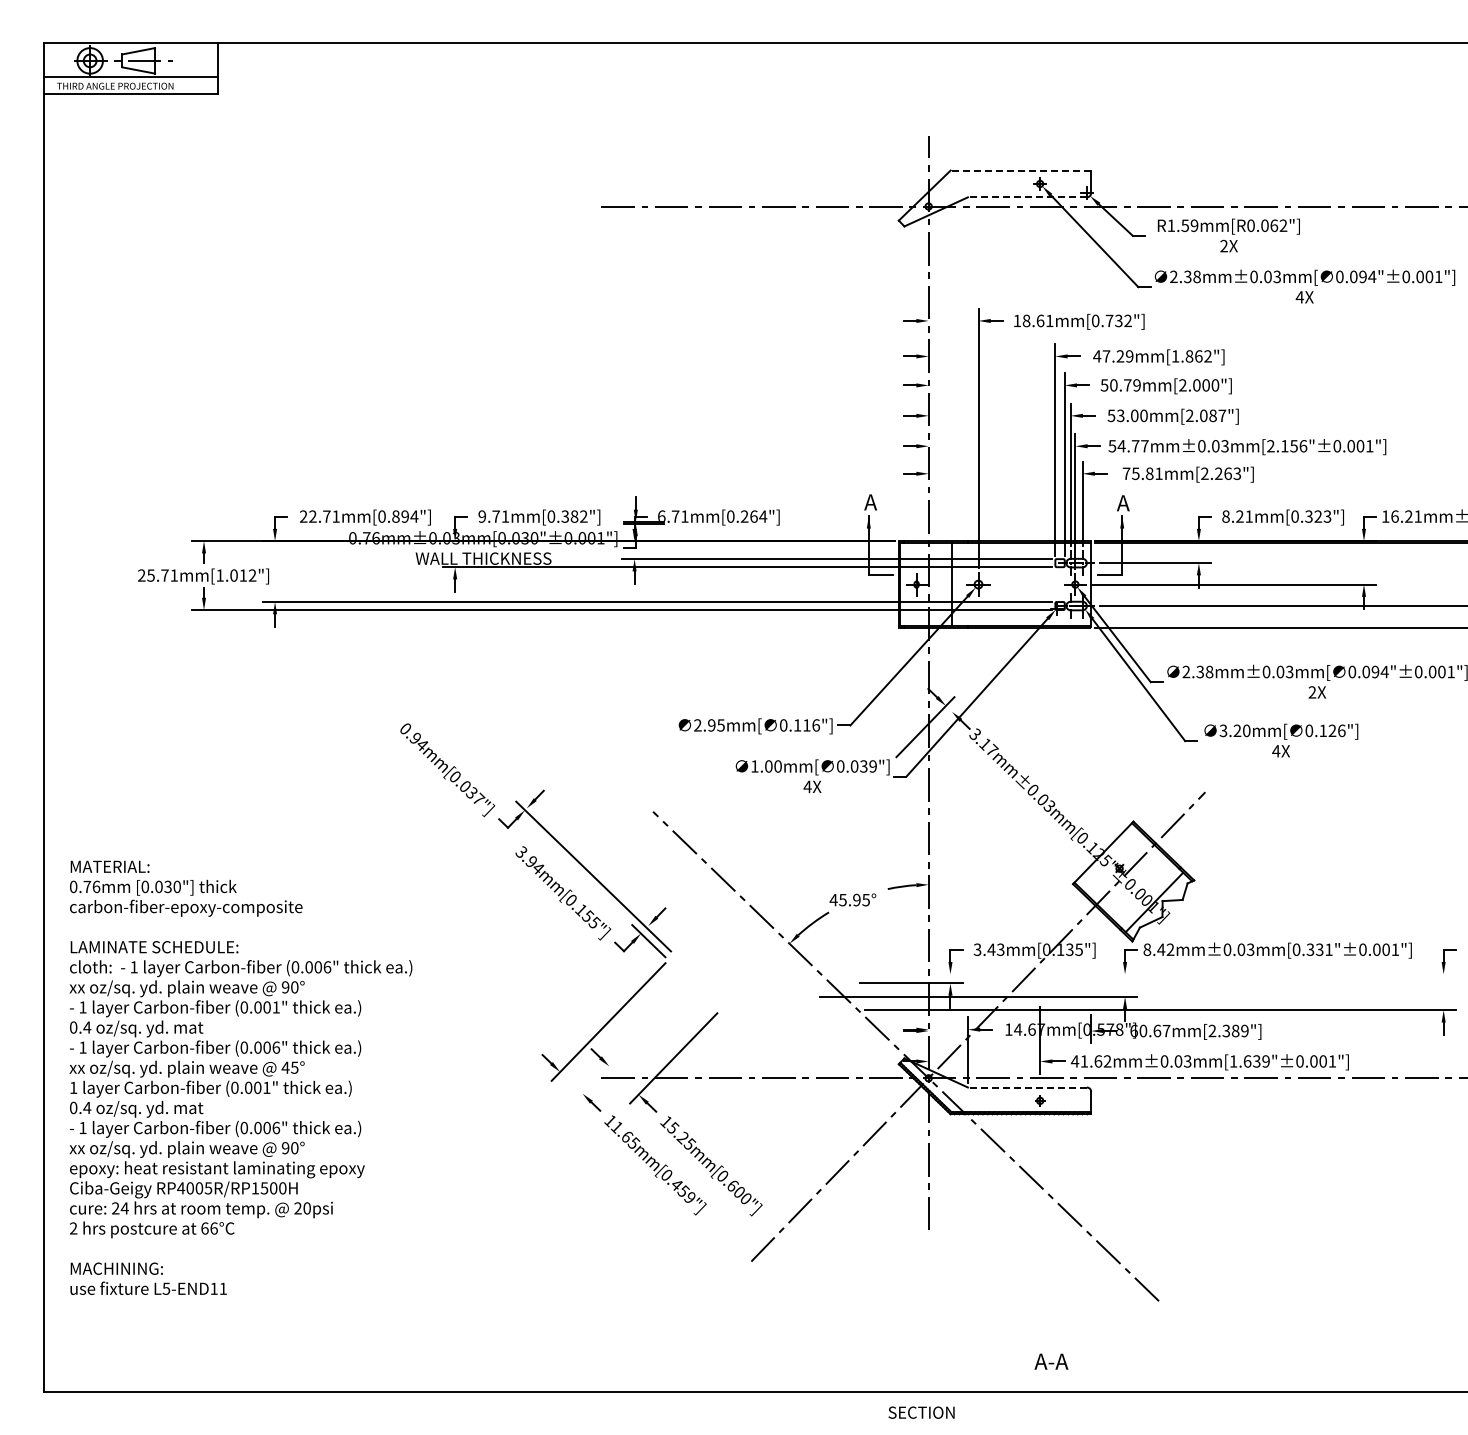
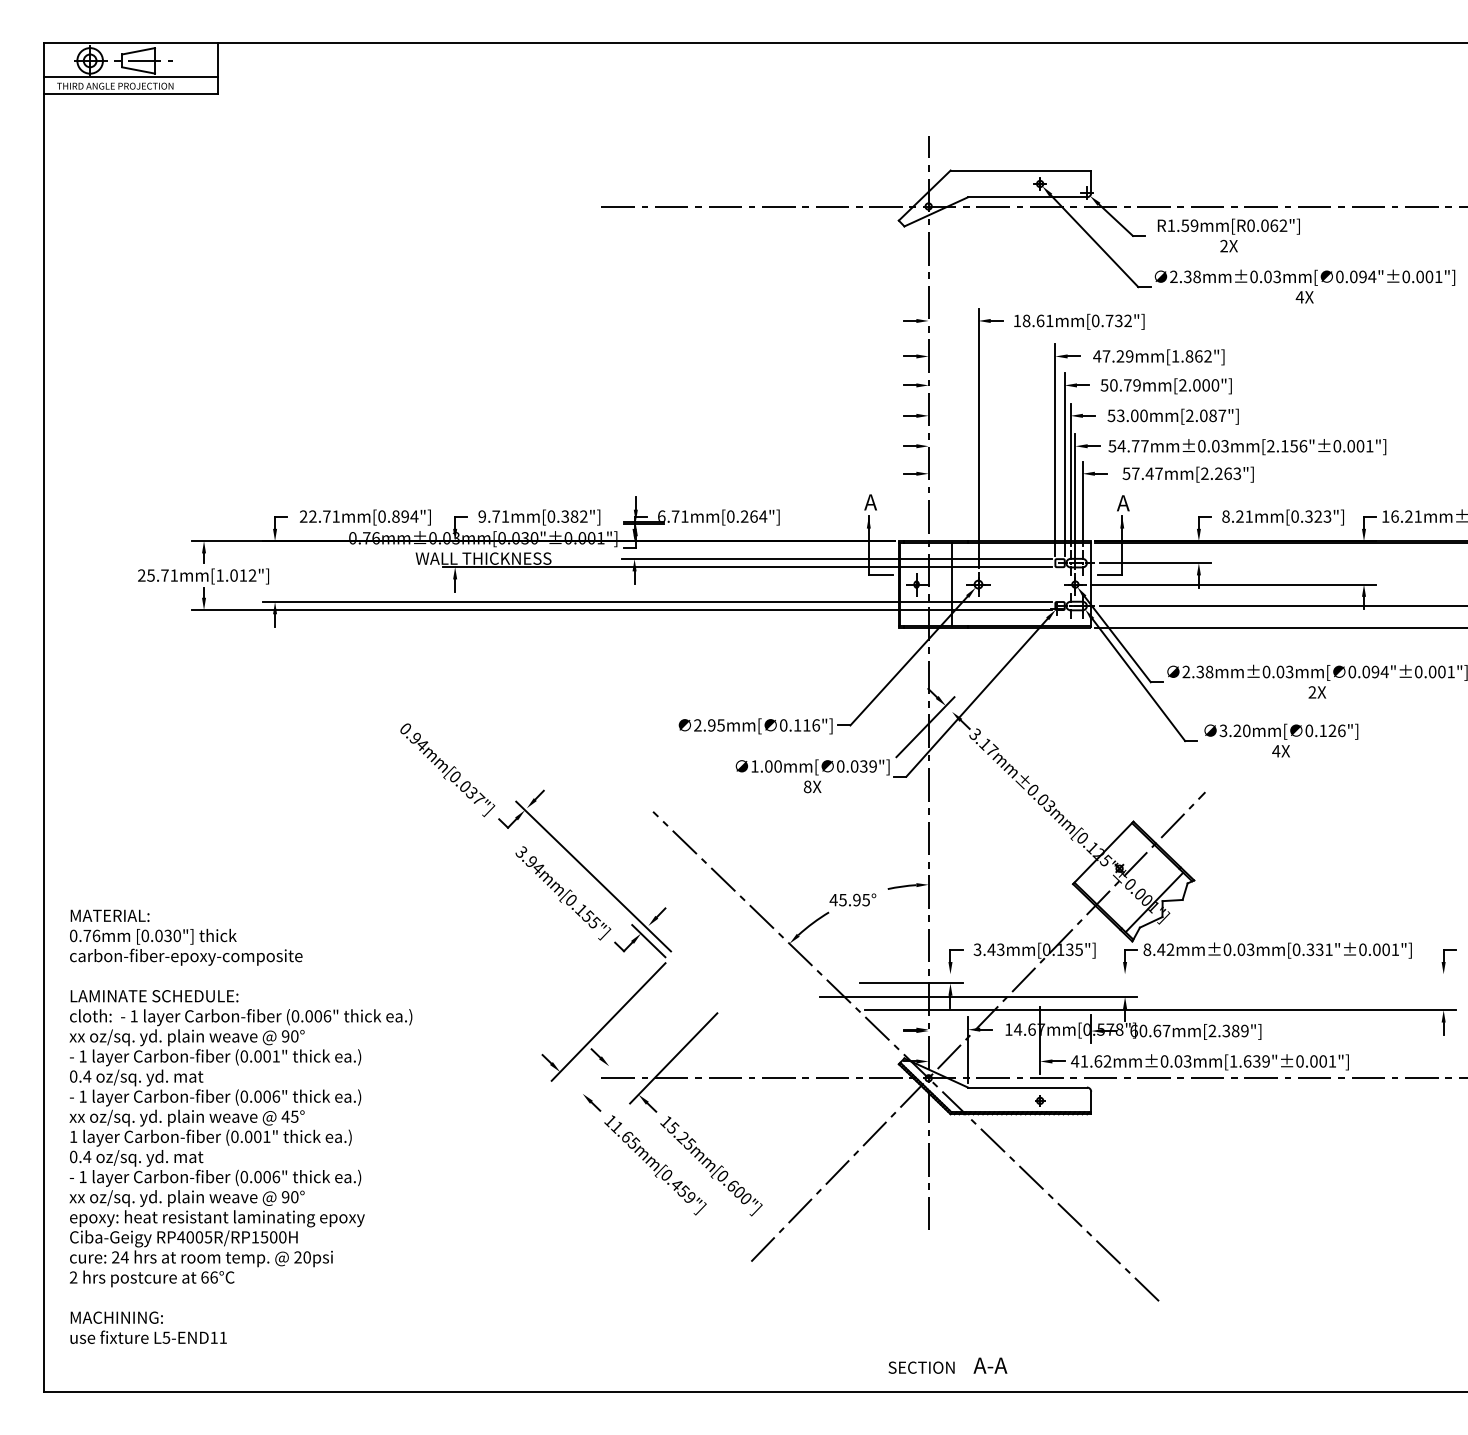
line: dashed -> solid (1020, 170)
line: dashed -> solid (1026, 197)
text: 75.81mm[2.263"] -> 57.47mm[2.263"] (1142, 473)
text: 4X -> 8X (807, 786)
text position: (240, 1077) -> (240, 1126) (240, 1126)
line: dashed -> solid (1026, 1087)
text position: (1051, 1361) -> (990, 1365) (990, 1365)
text position: (921, 1412) -> (921, 1367) (921, 1367)
